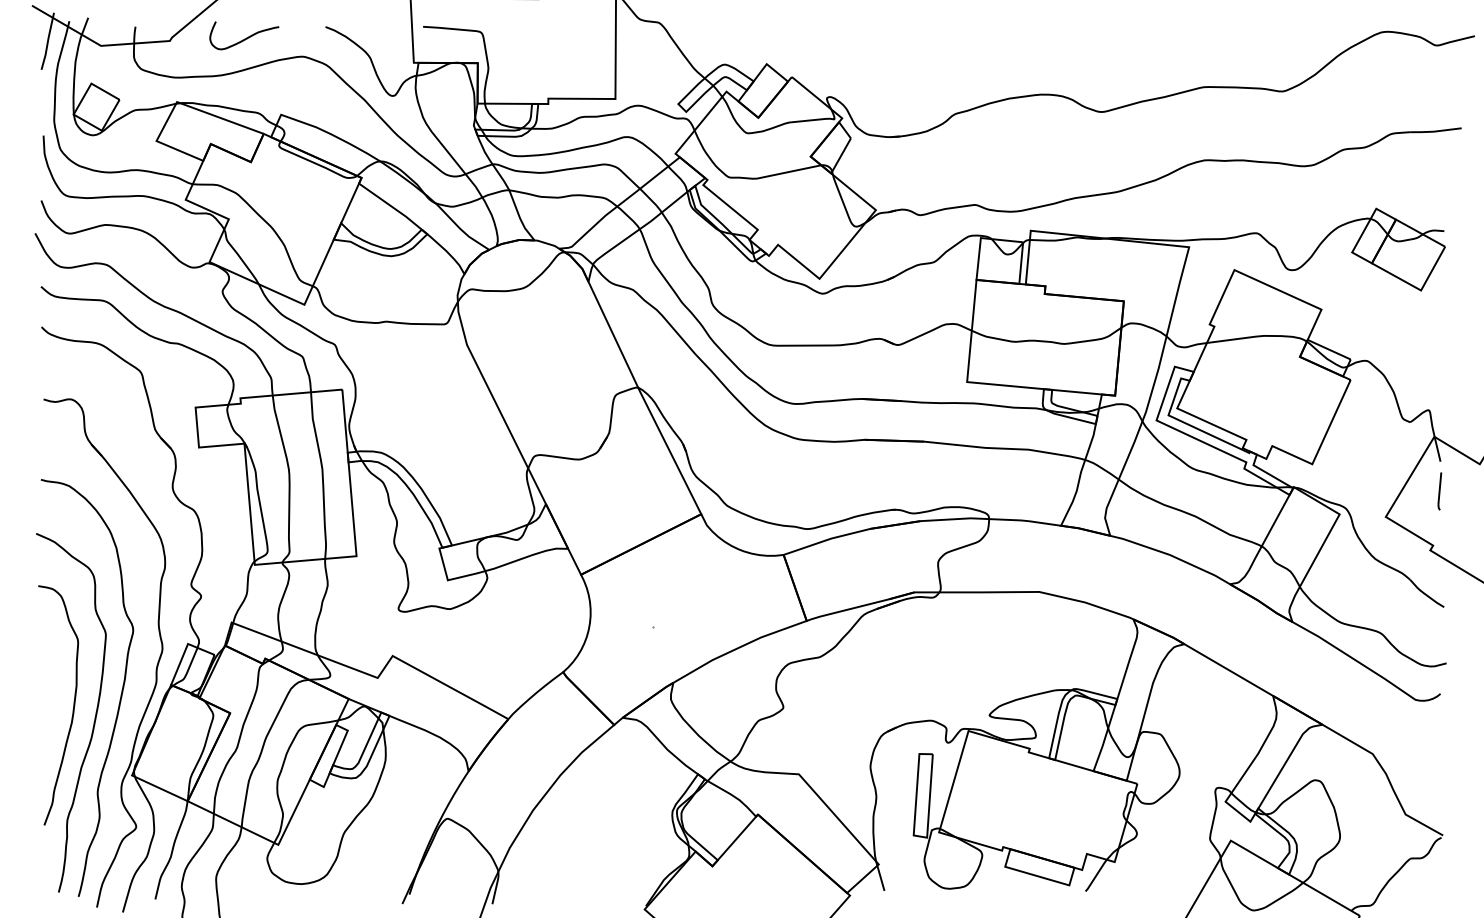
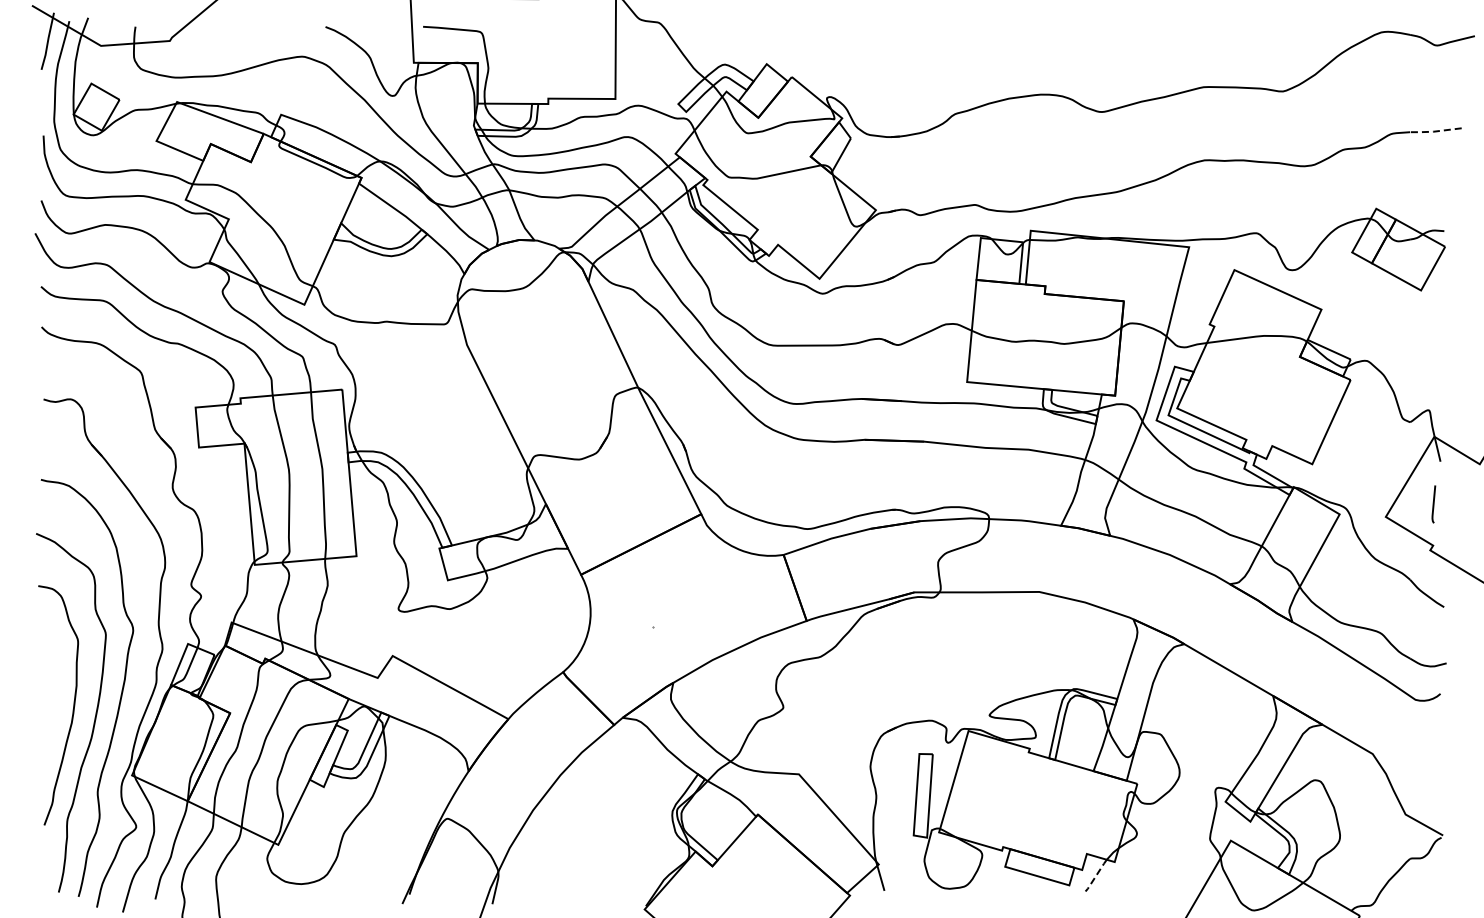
curve: present -> none (246, 37)
line: solid -> dashed (1434, 131)
line position: (1439, 491) -> (1433, 504) (1433, 504)
line: solid -> dashed (1096, 875)
